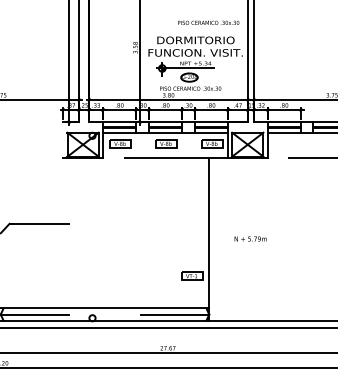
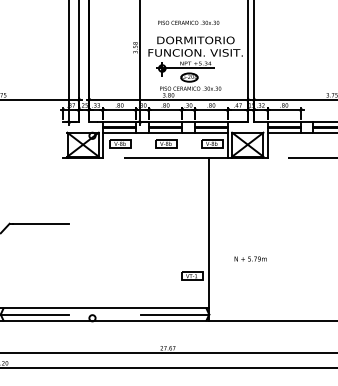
text position: (208, 22) -> (188, 22) (188, 22)
text position: (250, 238) -> (250, 258) (250, 258)
line: present -> none (168, 327)
